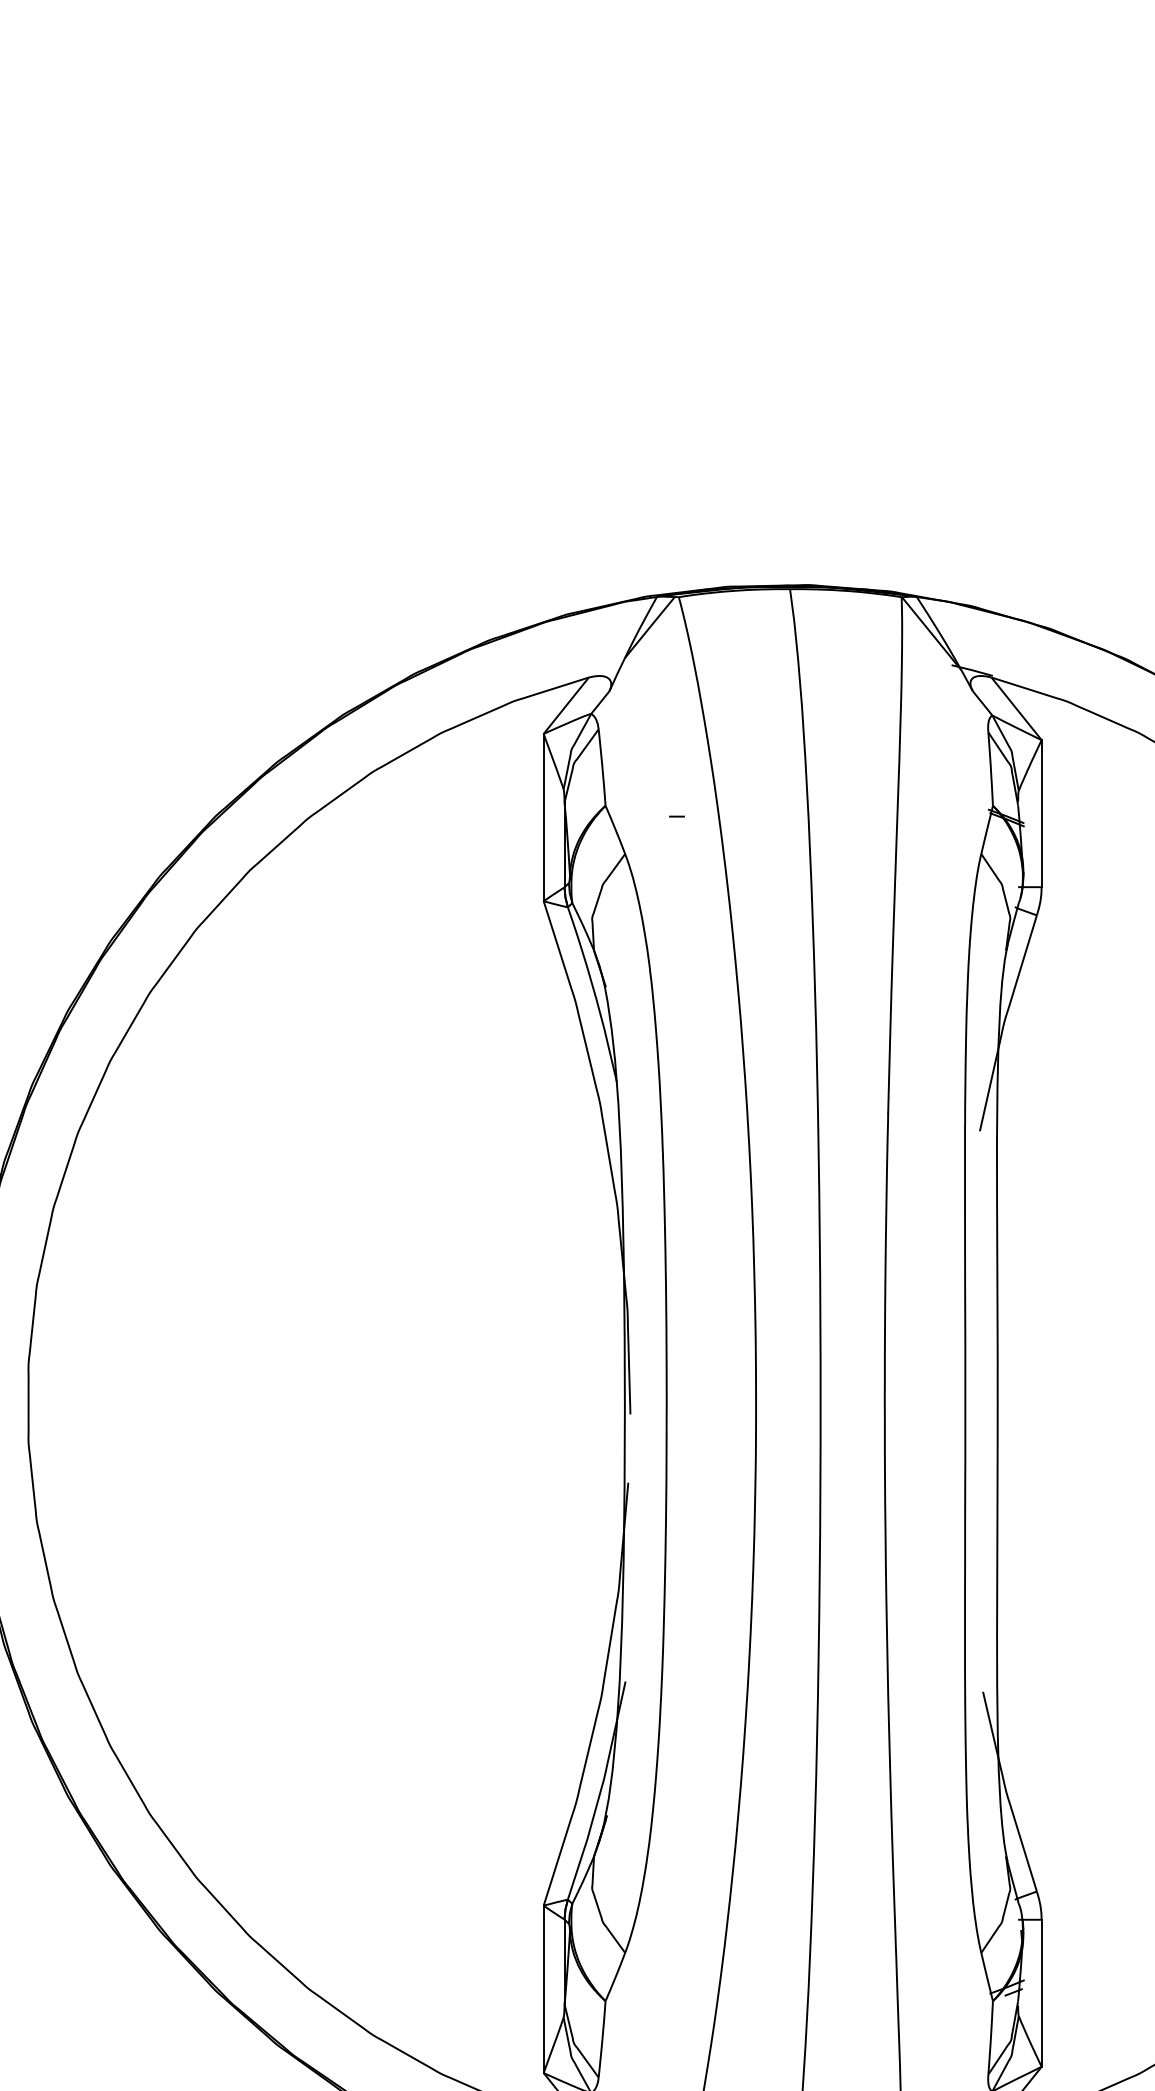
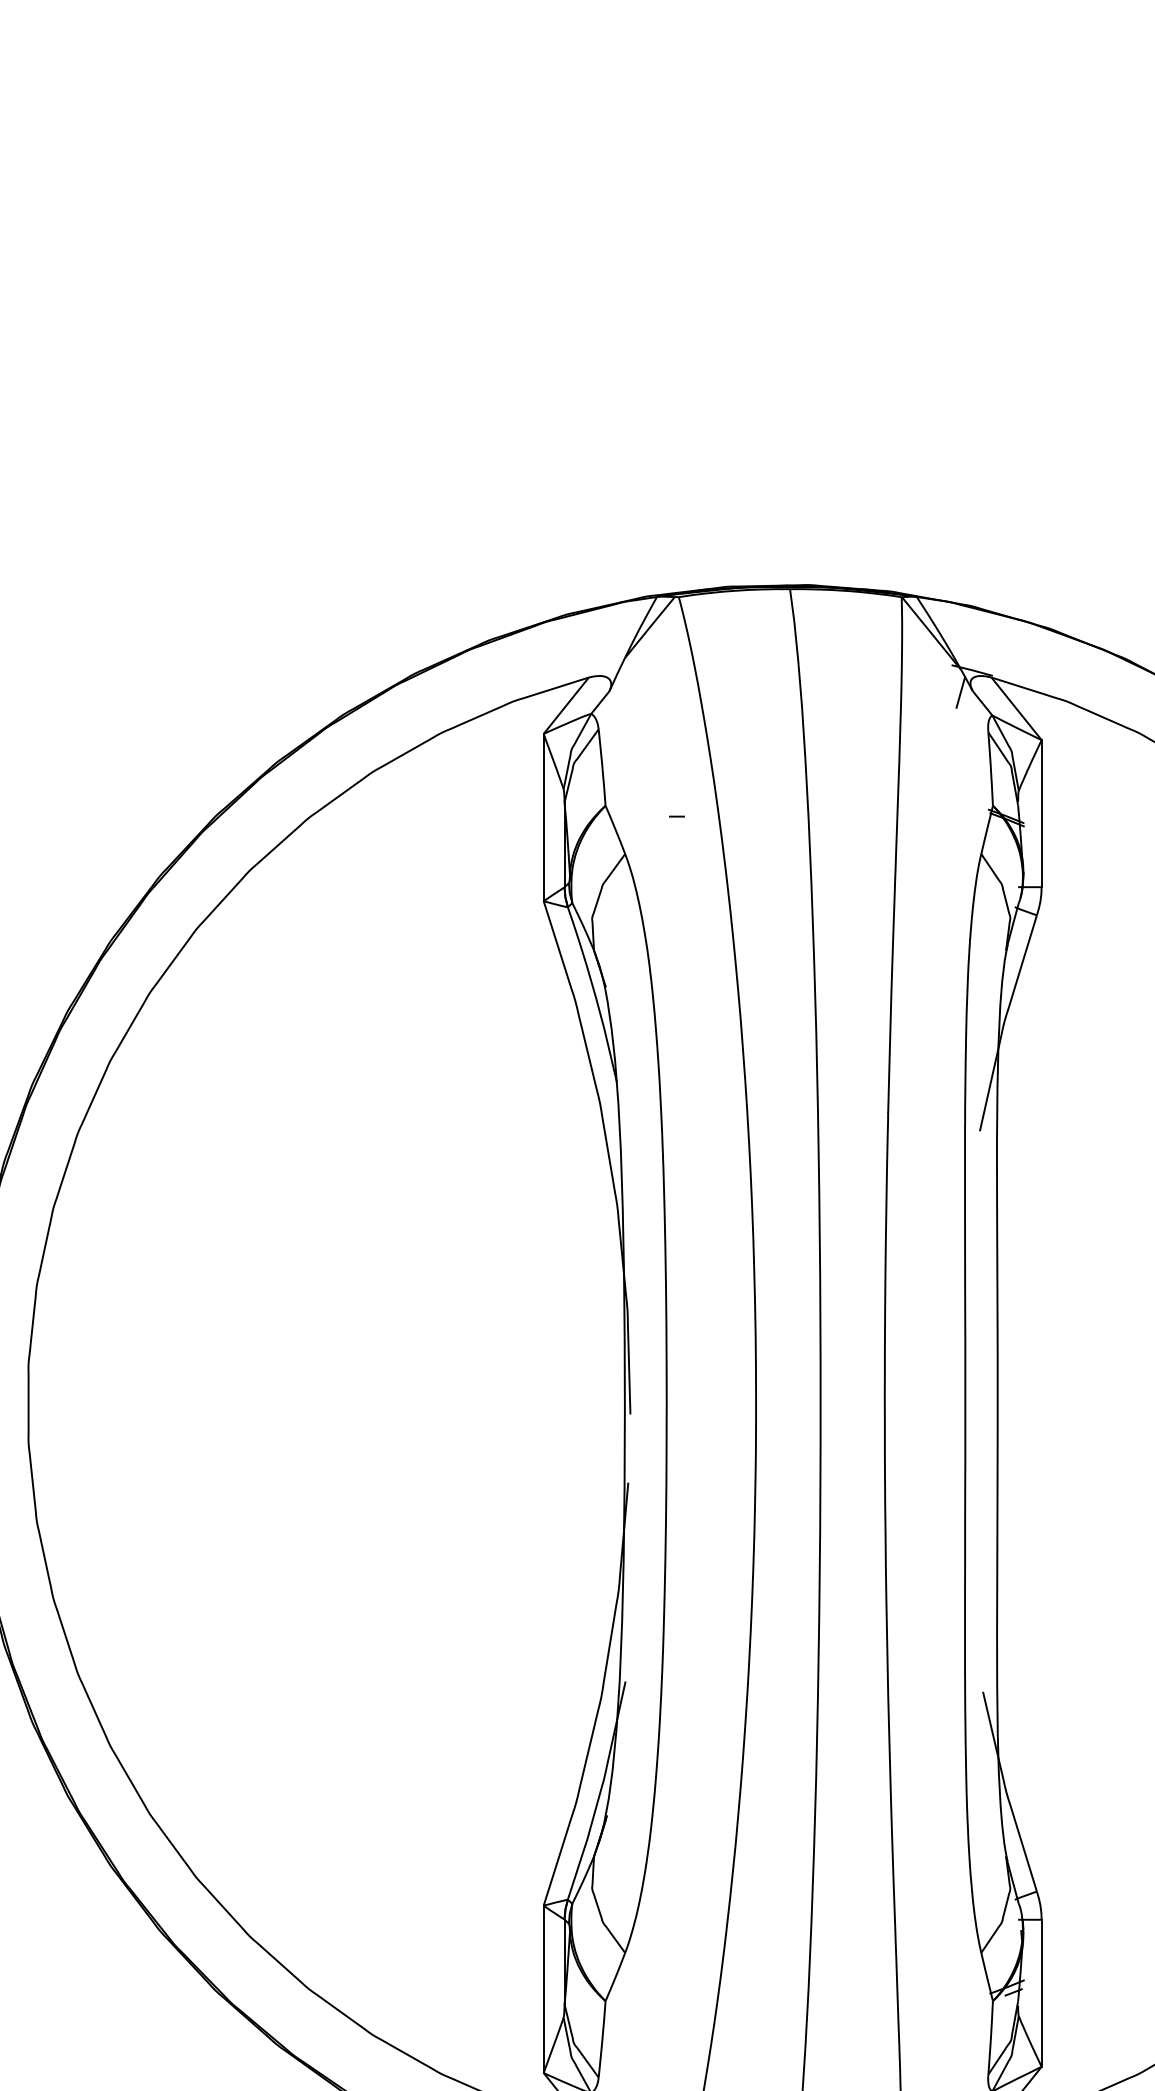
line: none -> present (960, 692)
